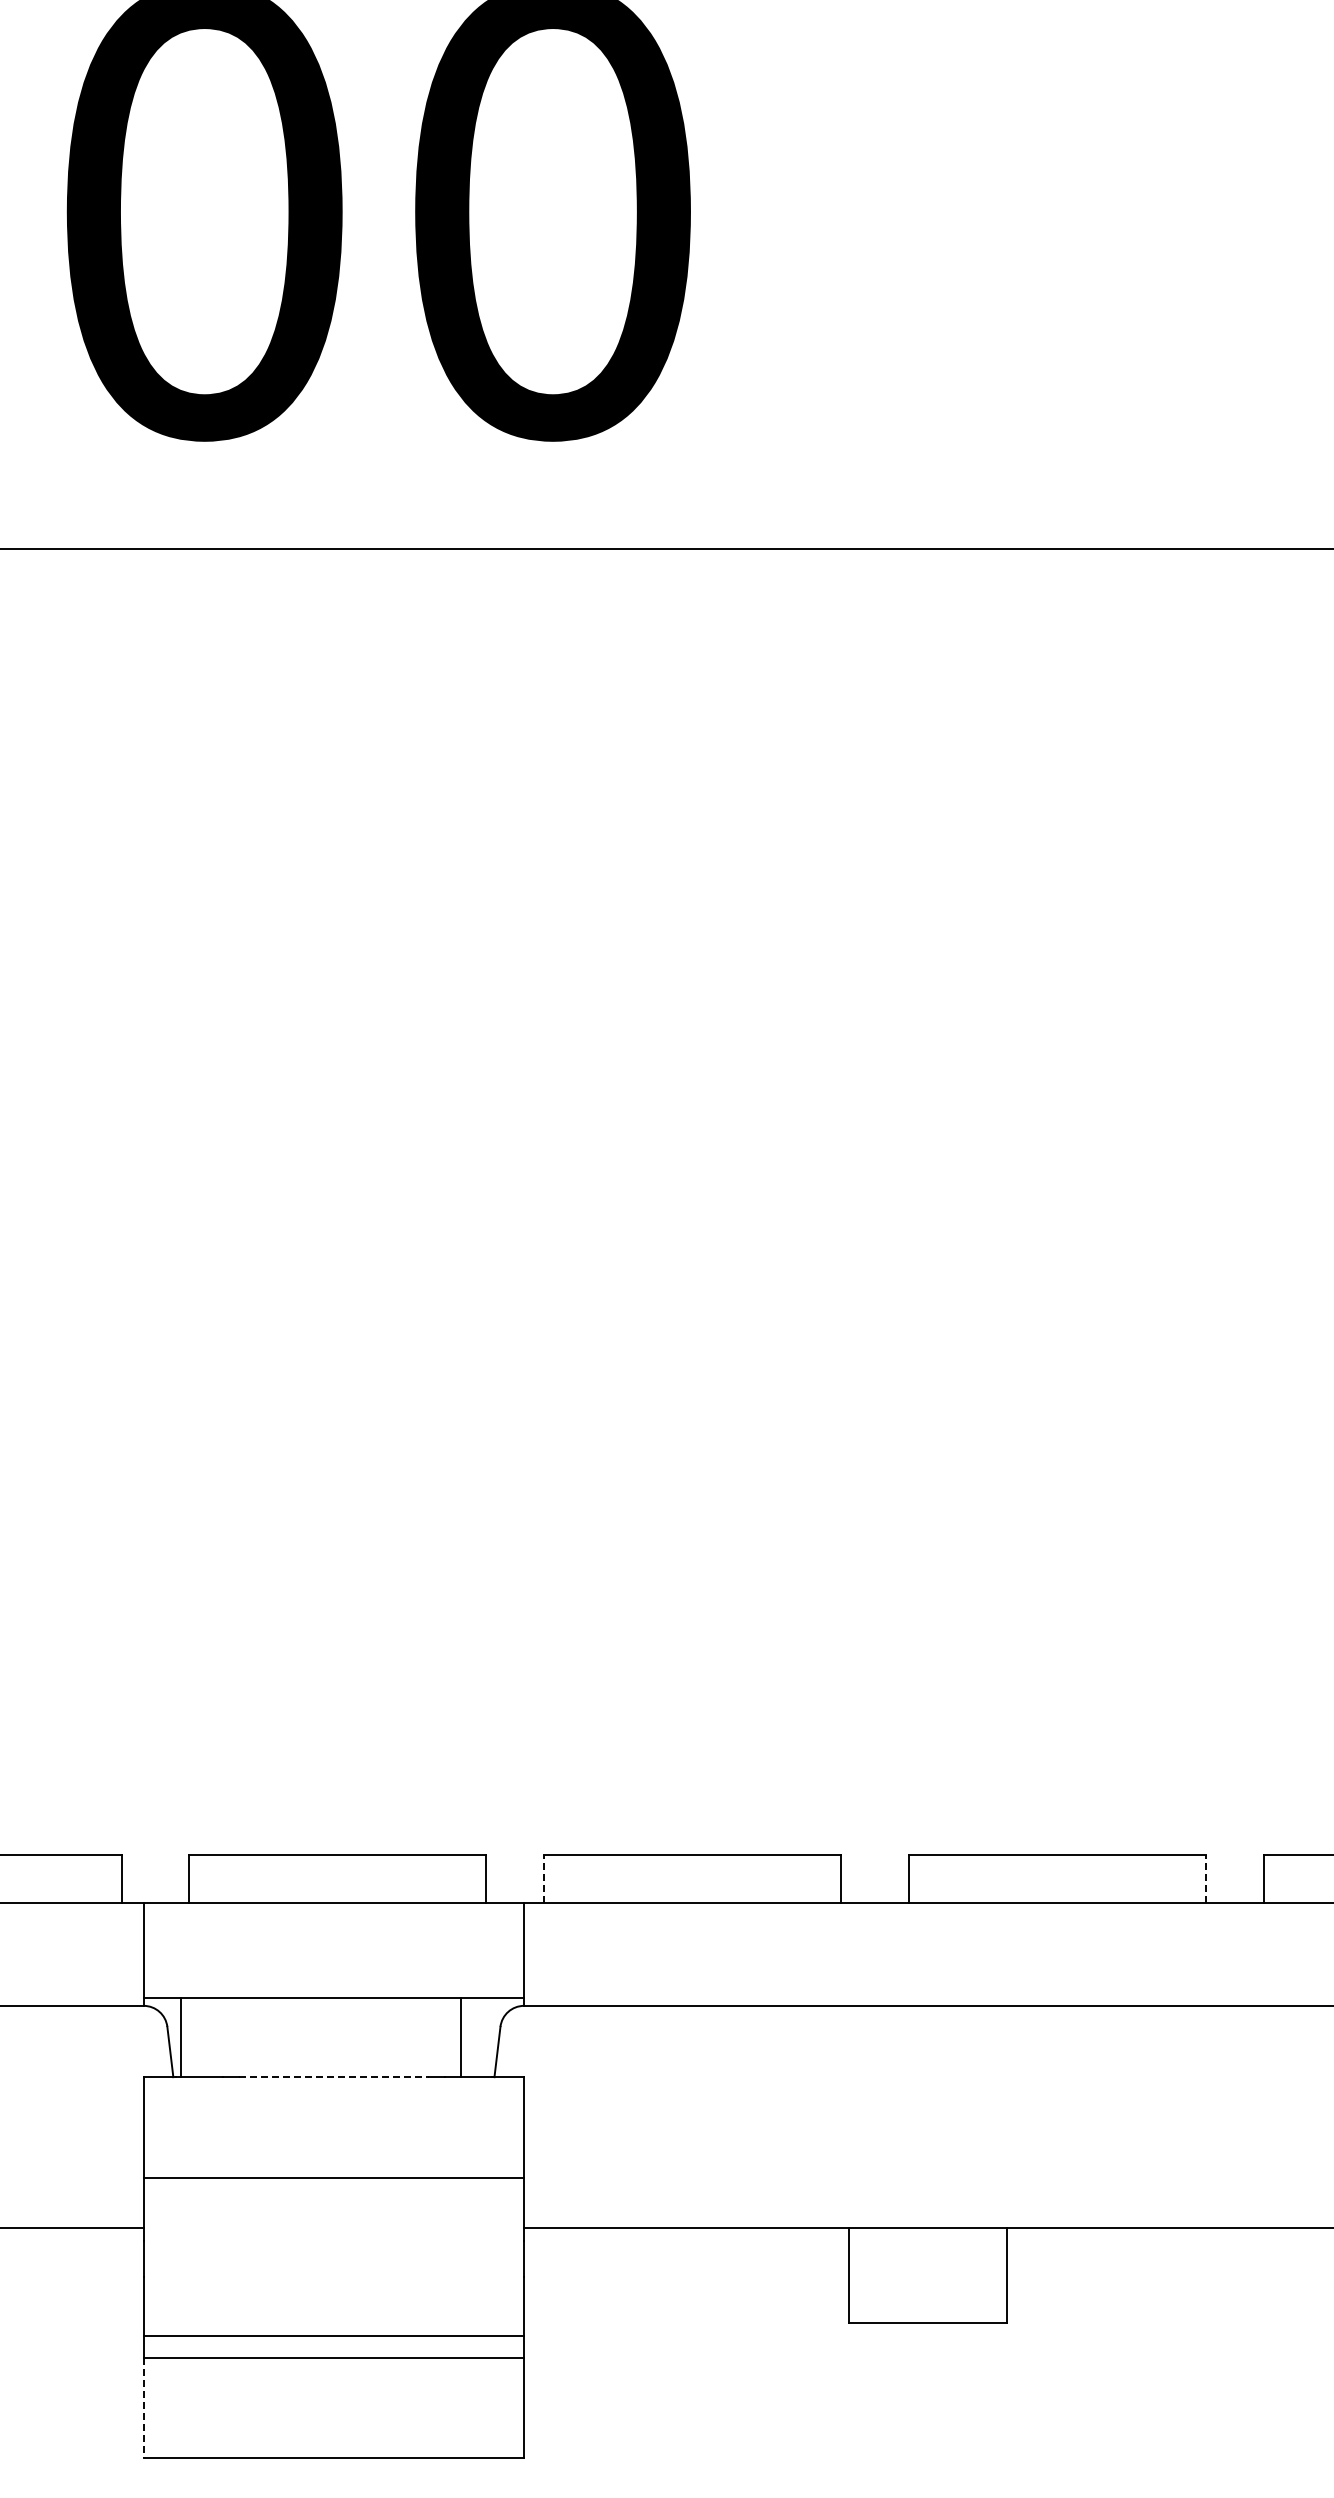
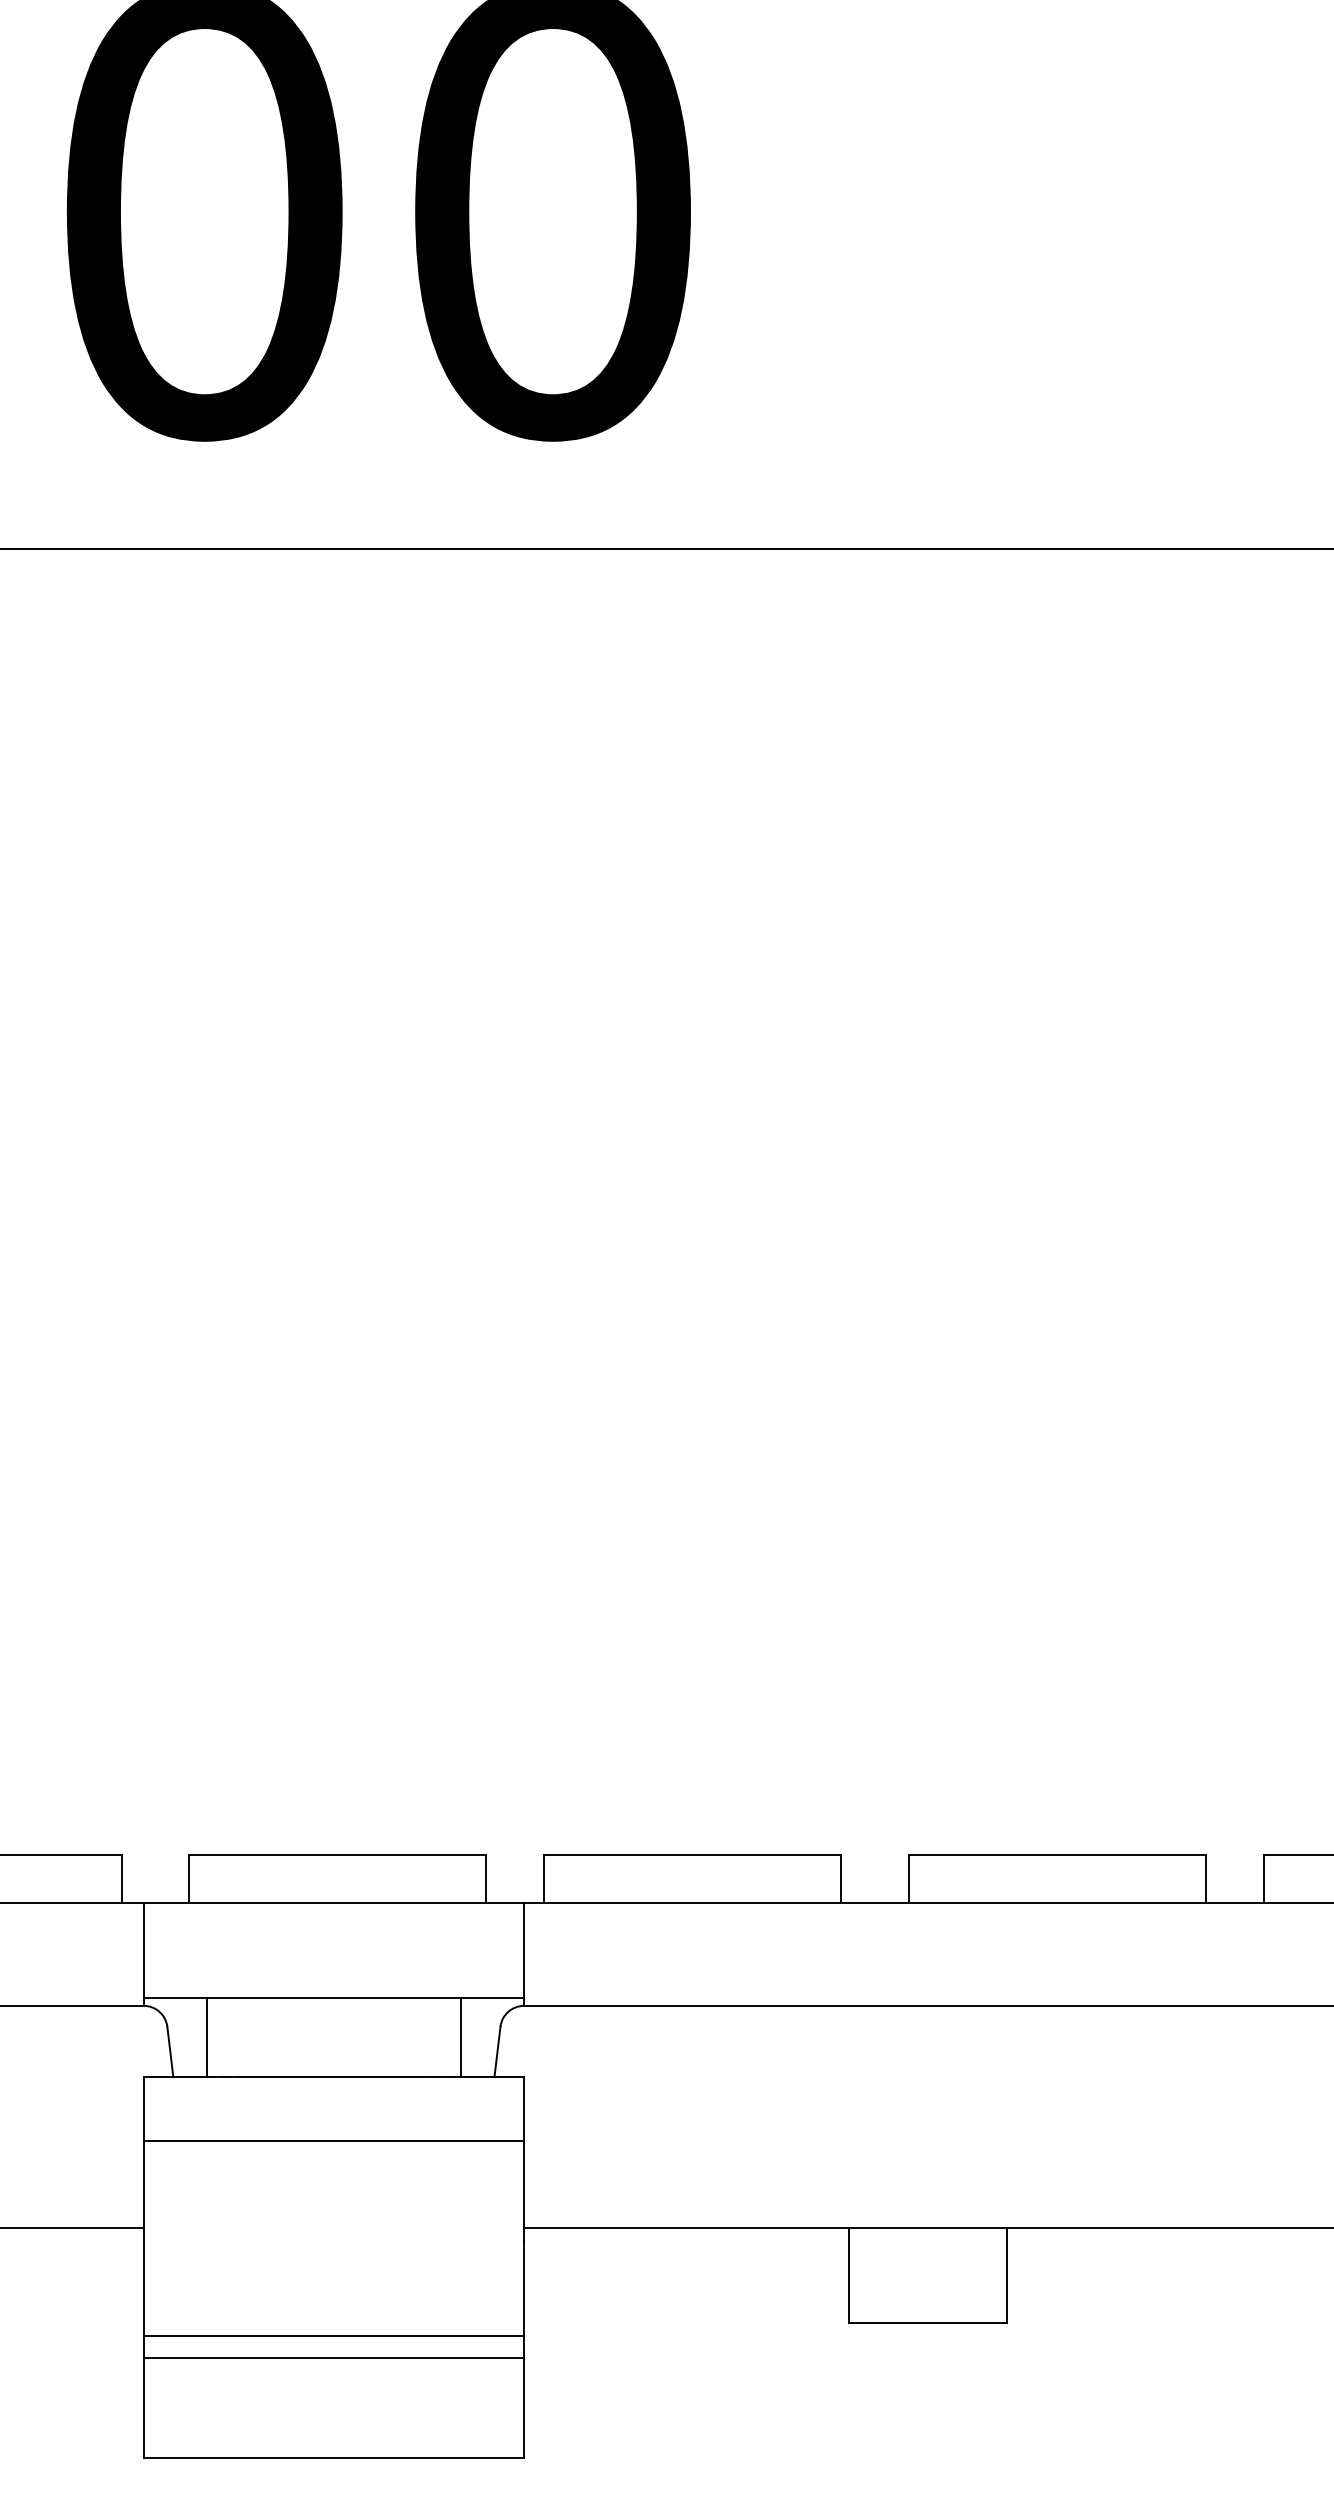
line: dashed -> solid (544, 1879)
line: dashed -> solid (1205, 1879)
line position: (181, 2037) -> (207, 2037) (207, 2037)
line: dashed -> solid (334, 2077)
line position: (333, 2177) -> (333, 2140) (333, 2140)
line: dashed -> solid (143, 2407)
